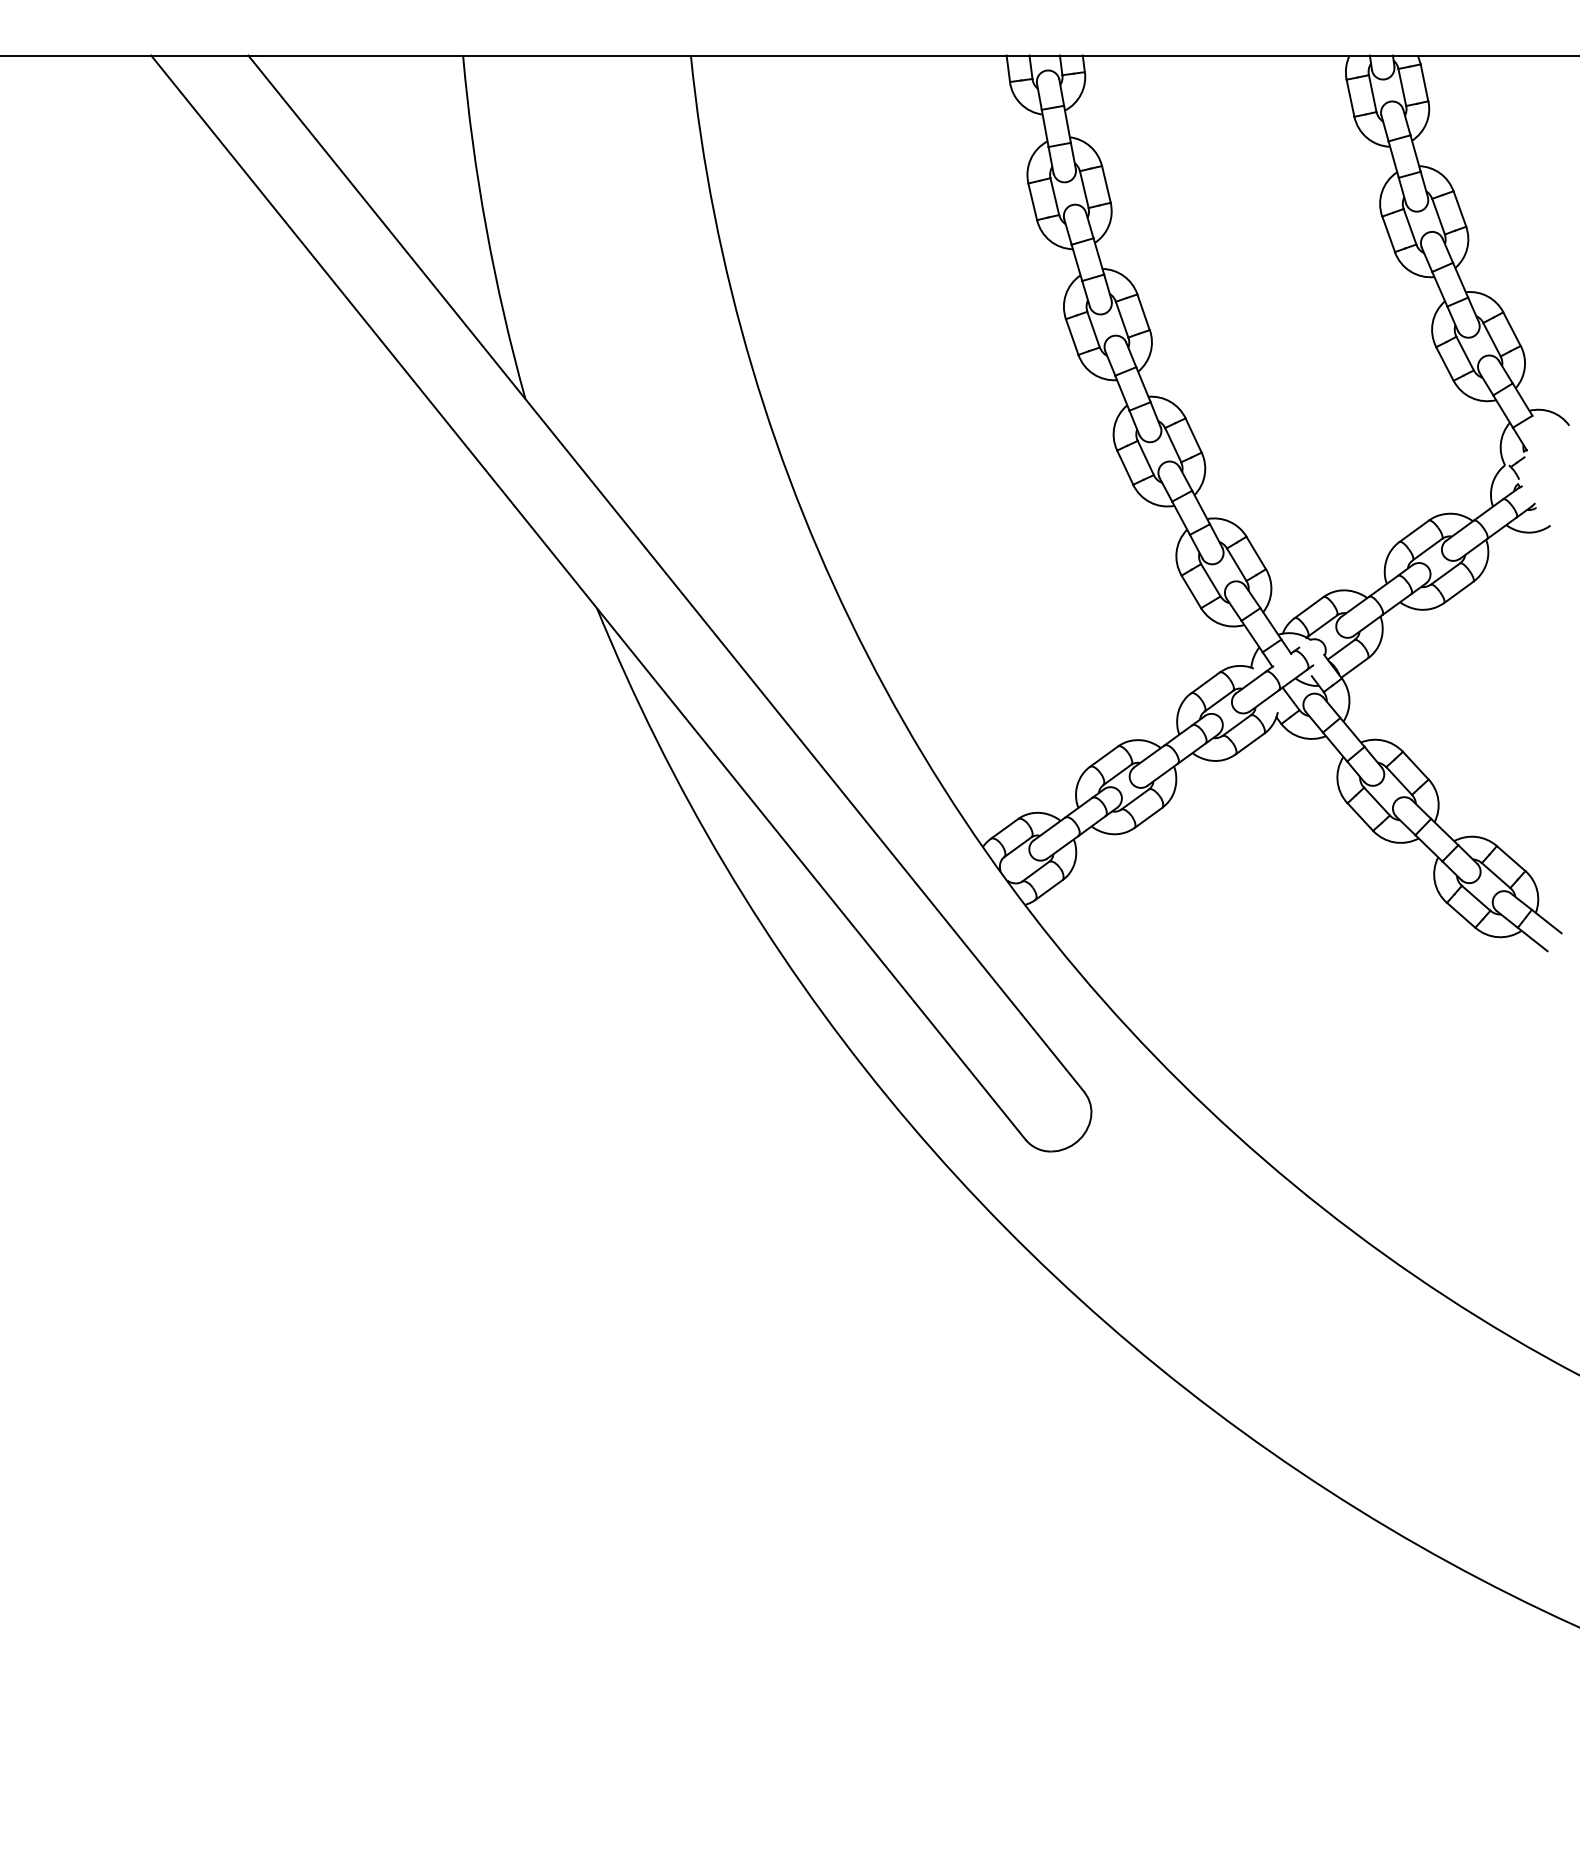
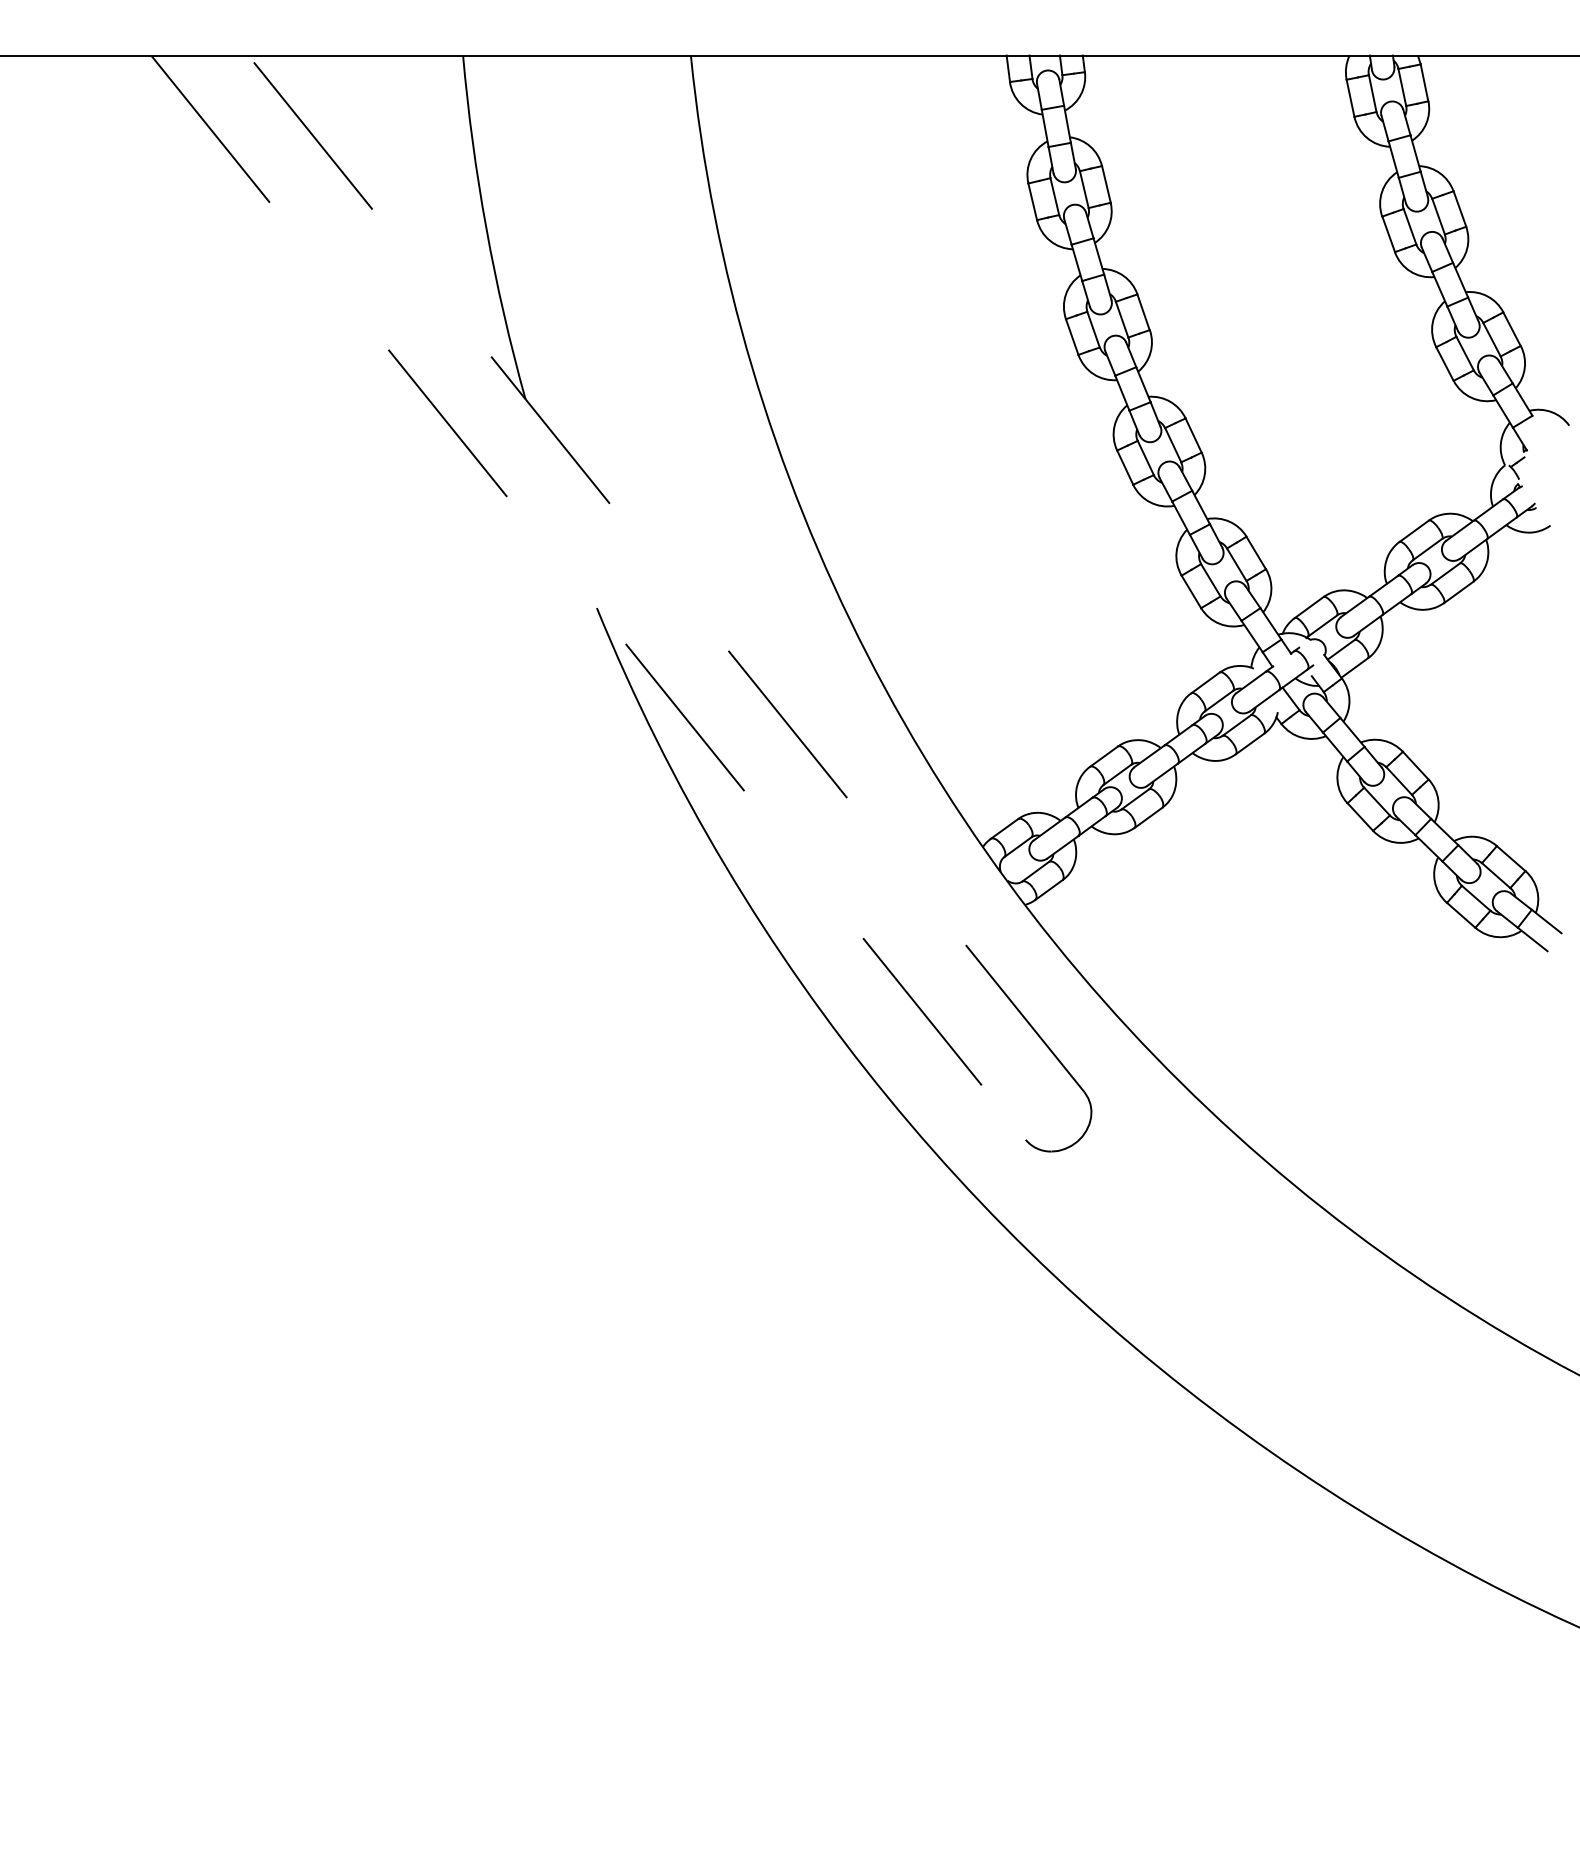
line: solid -> dashed (666, 573)
line: solid -> dashed (588, 598)
